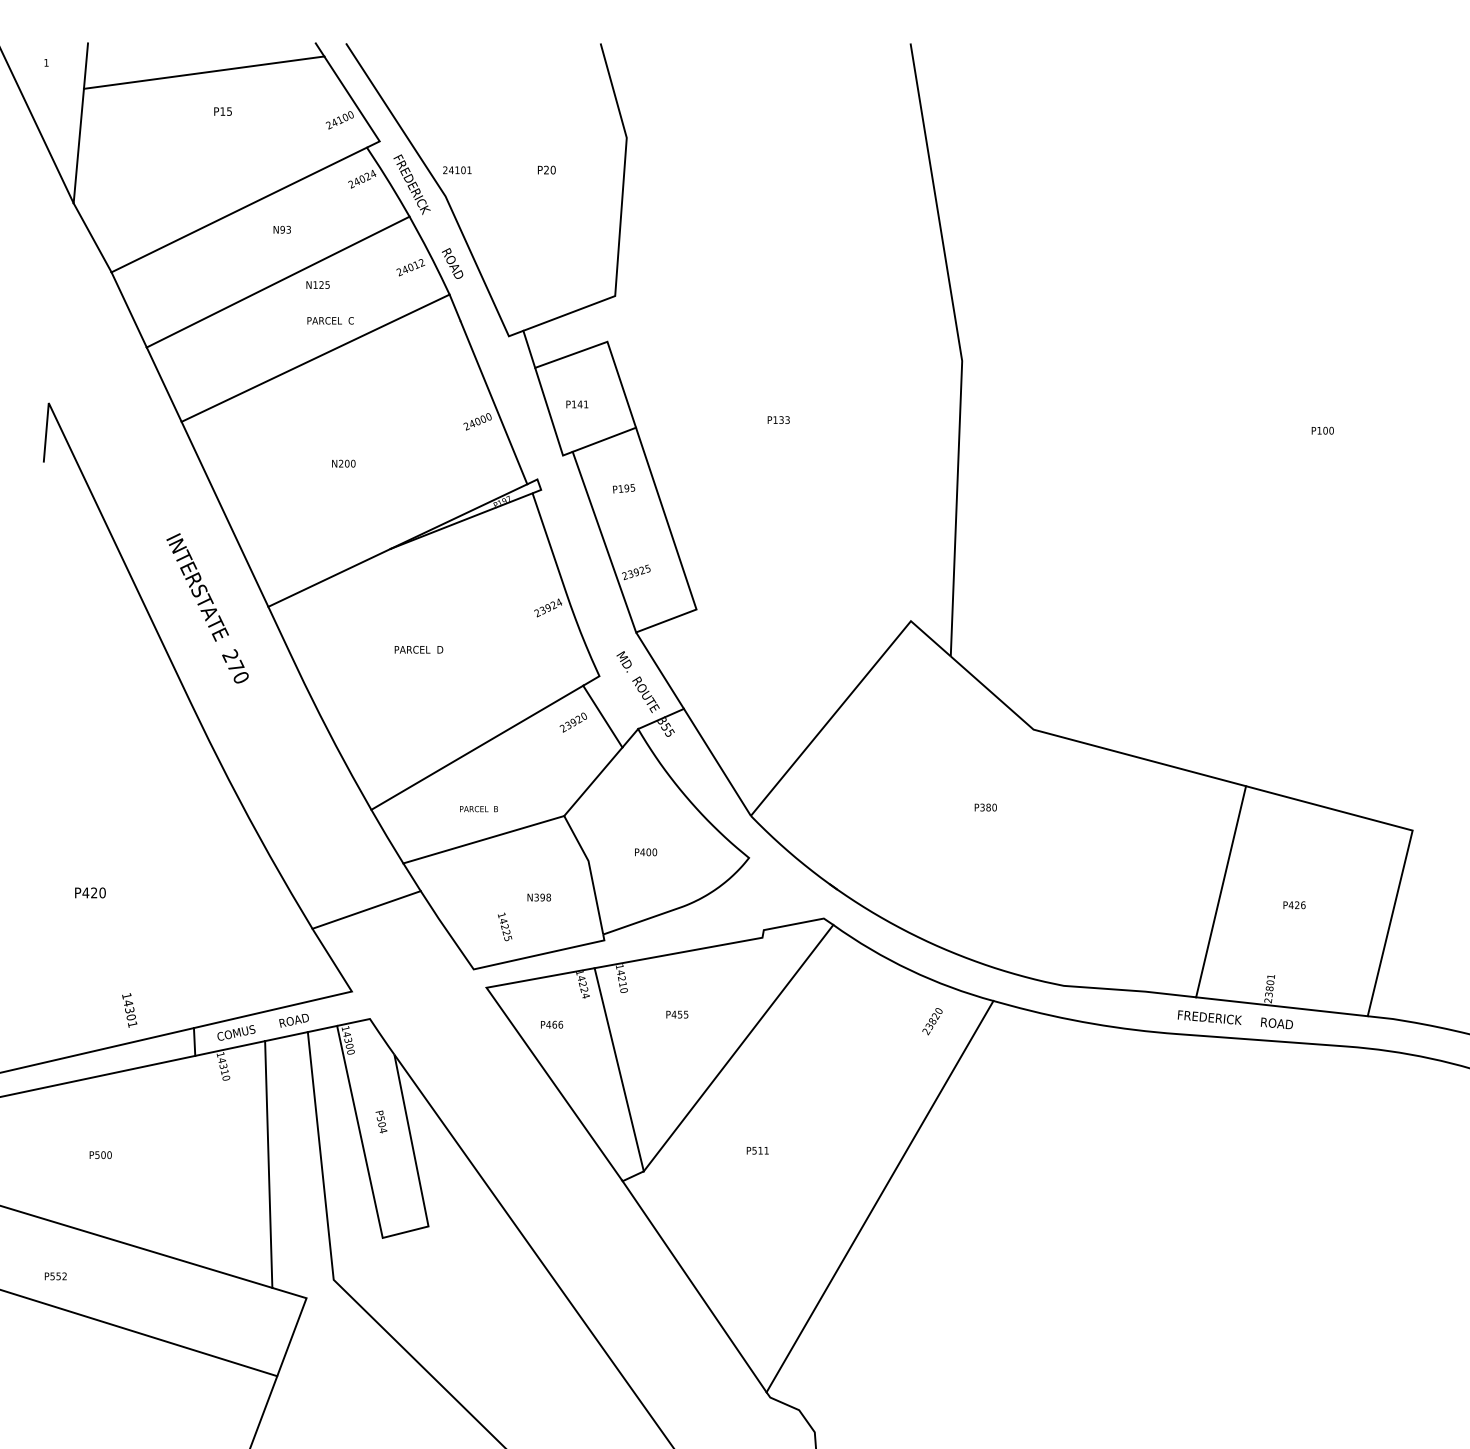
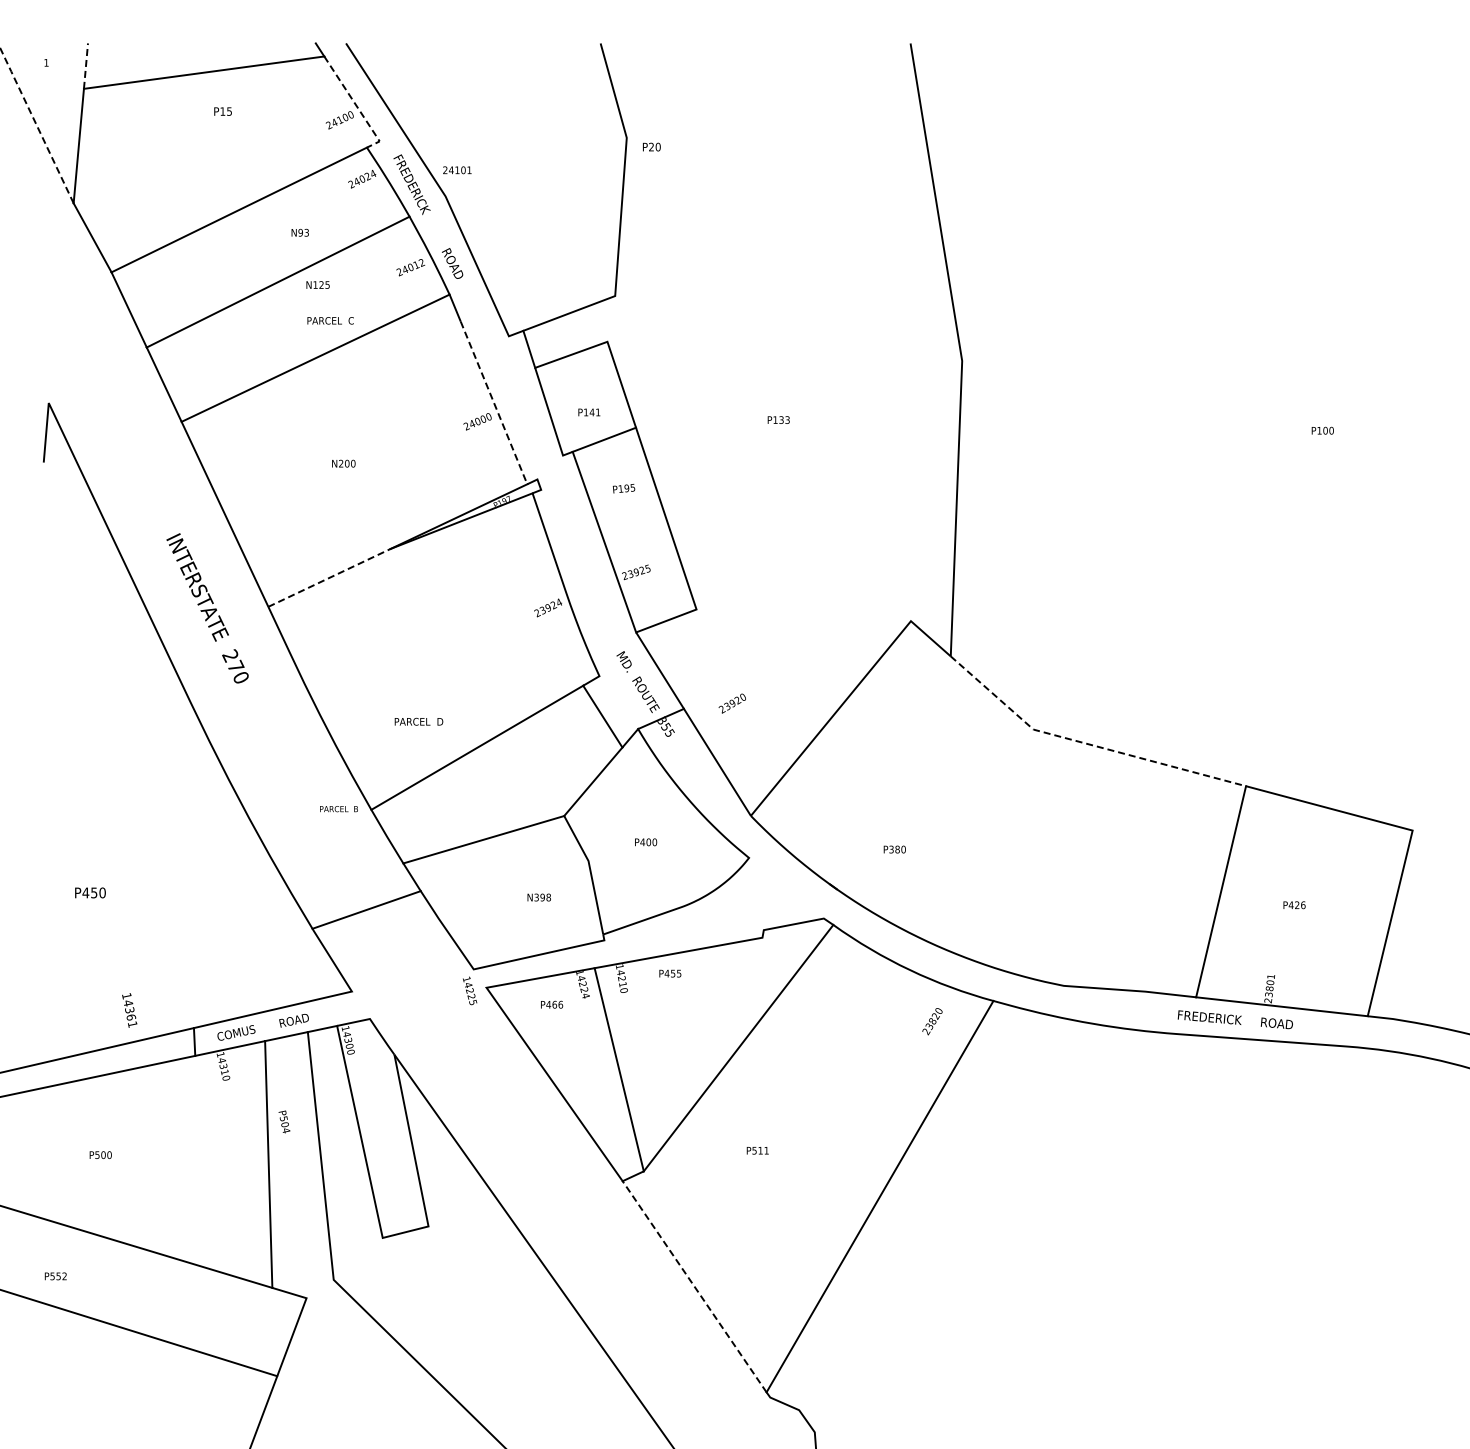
line: solid -> dashed (85, 66)
line: solid -> dashed (356, 105)
line: solid -> dashed (36, 124)
text position: (546, 169) -> (651, 146) (651, 146)
text position: (281, 229) -> (299, 232) (299, 232)
line: solid -> dashed (494, 402)
text position: (577, 404) -> (589, 412) (589, 412)
line: solid -> dashed (329, 577)
text position: (418, 649) -> (418, 721) (418, 721)
text position: (572, 722) -> (731, 703) (731, 703)
line: solid -> dashed (1085, 743)
text position: (985, 807) -> (894, 849) (894, 849)
text position: (478, 809) -> (338, 809) (338, 809)
text position: (646, 852) -> (646, 842) (646, 842)
text: P420 -> P450 (94, 892)
text position: (505, 926) -> (470, 990) (470, 990)
text position: (677, 1014) -> (670, 973) (670, 973)
text: 14301 -> 14361 (131, 1017)
text position: (552, 1024) -> (552, 1004) (552, 1004)
text position: (381, 1121) -> (284, 1121) (284, 1121)
line: solid -> dashed (694, 1285)
